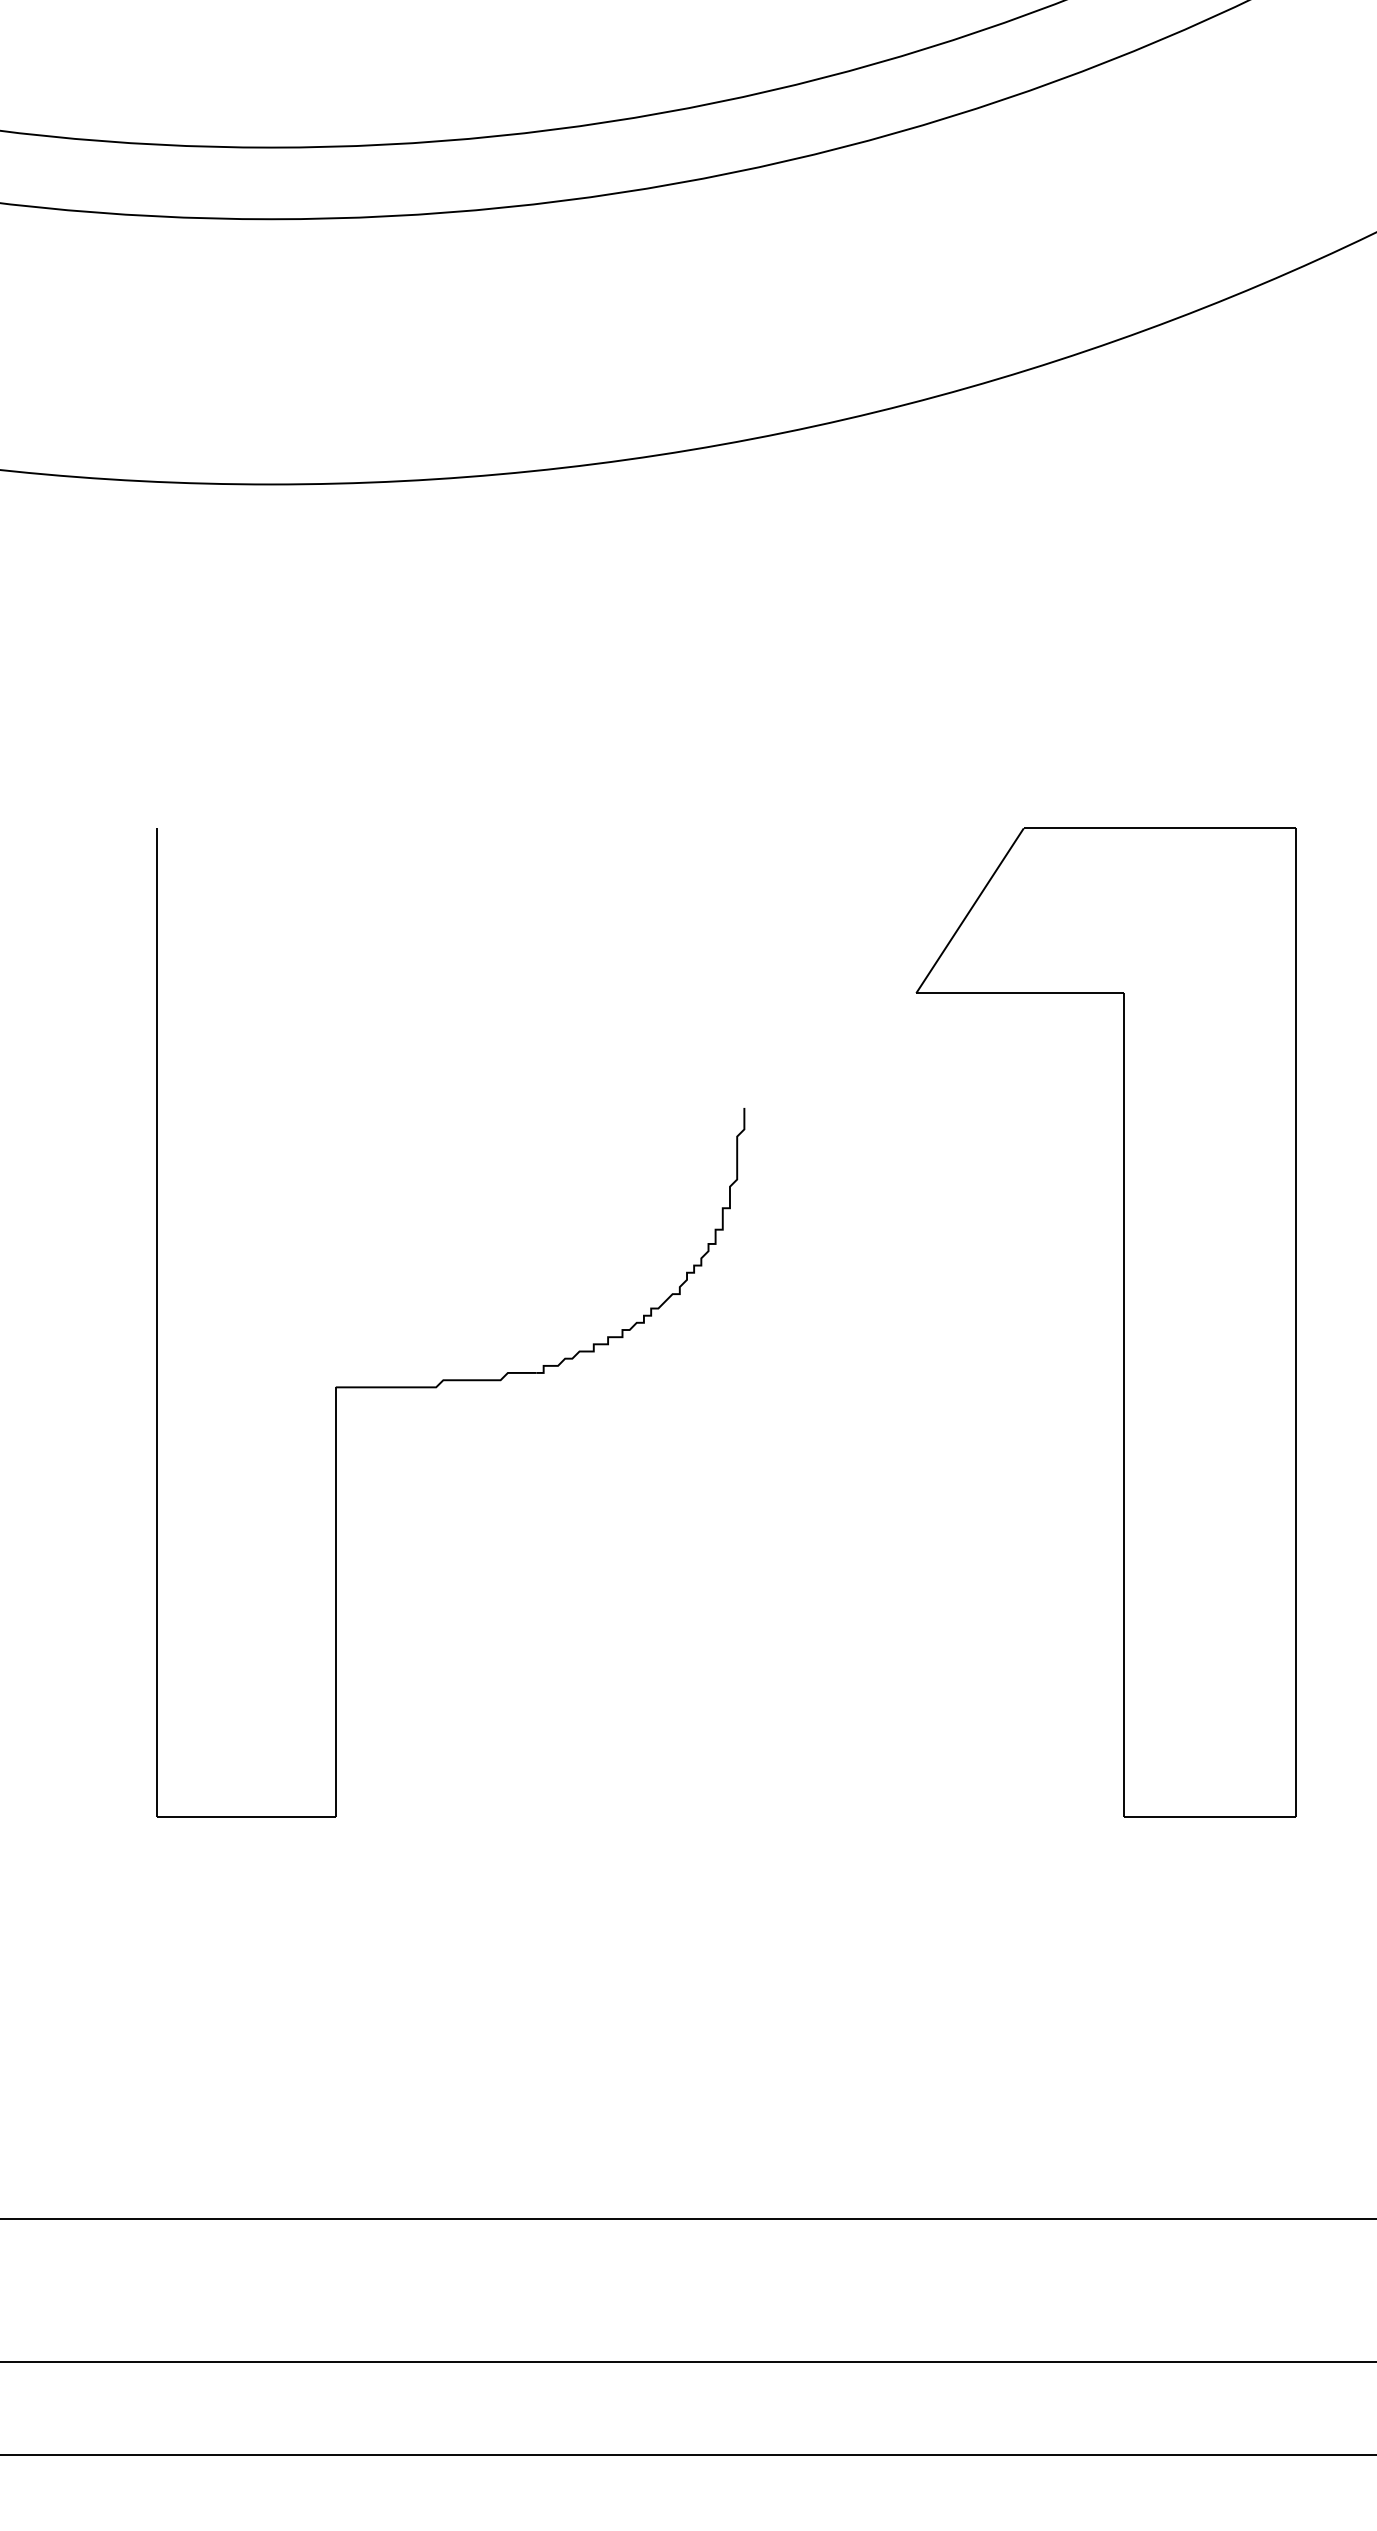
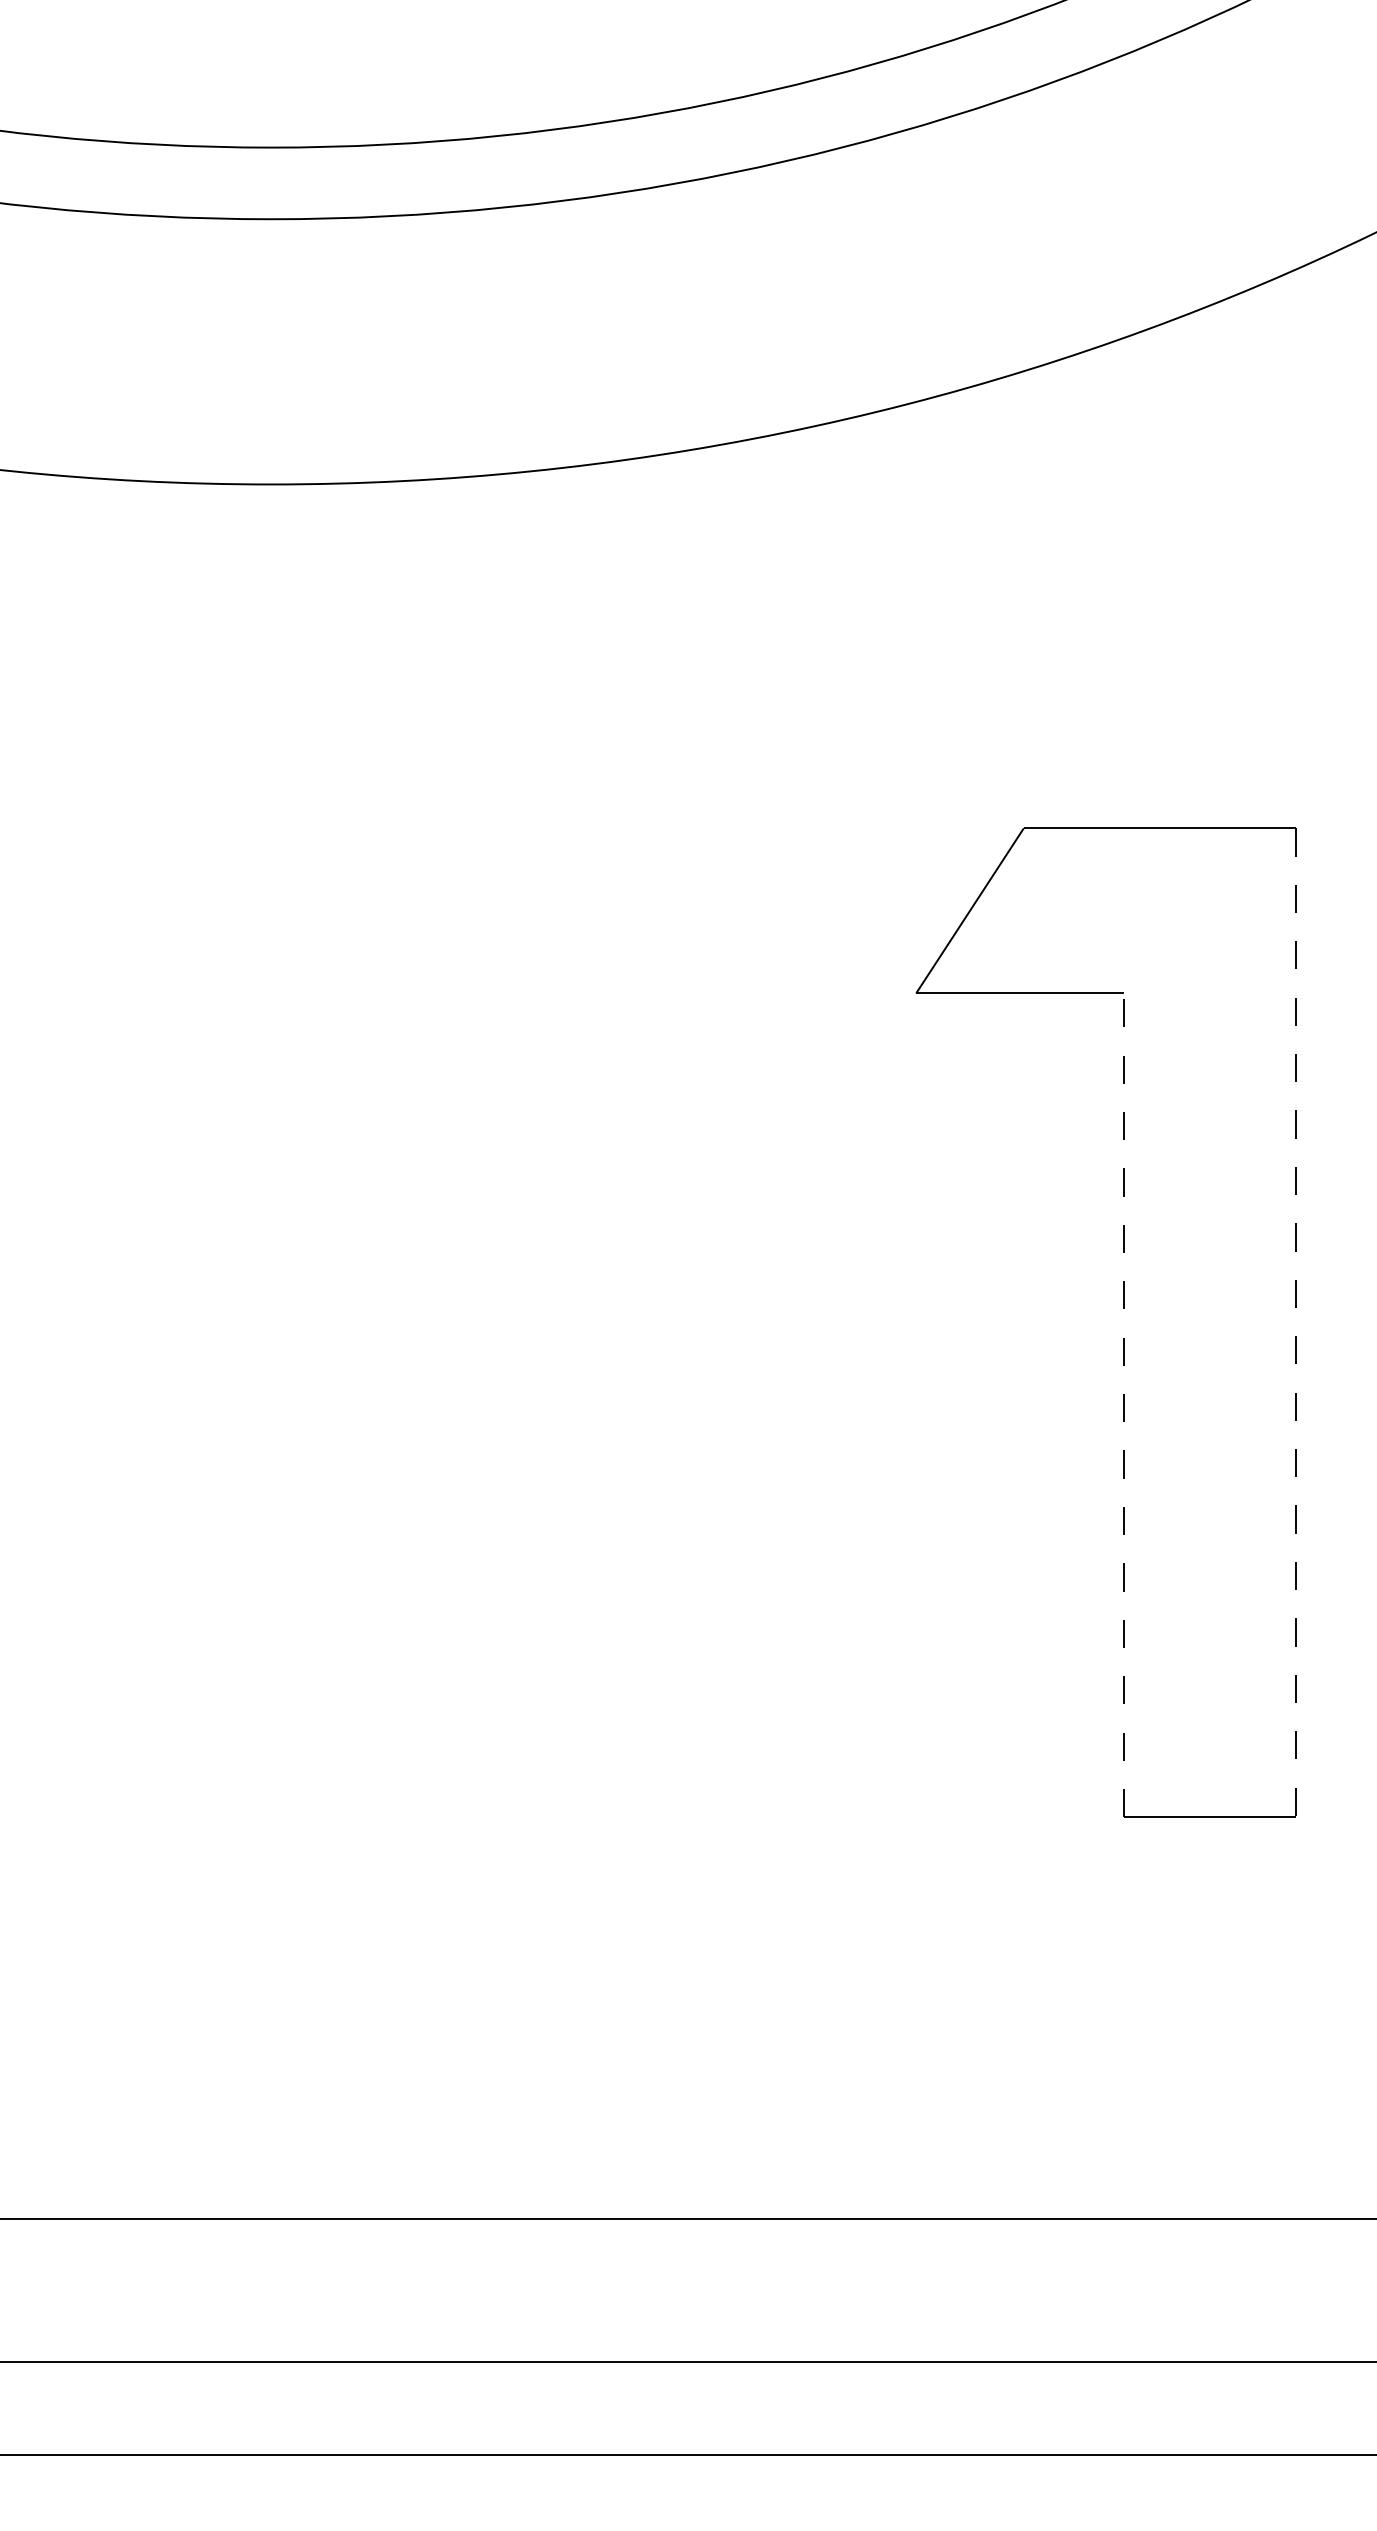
line: solid -> dashed (1296, 1323)
part: present -> none (450, 1379)
line: solid -> dashed (1124, 1404)
